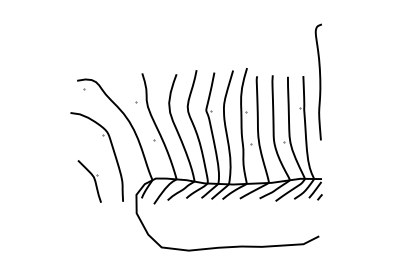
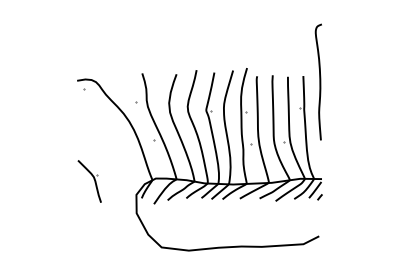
part: present -> none (112, 150)
